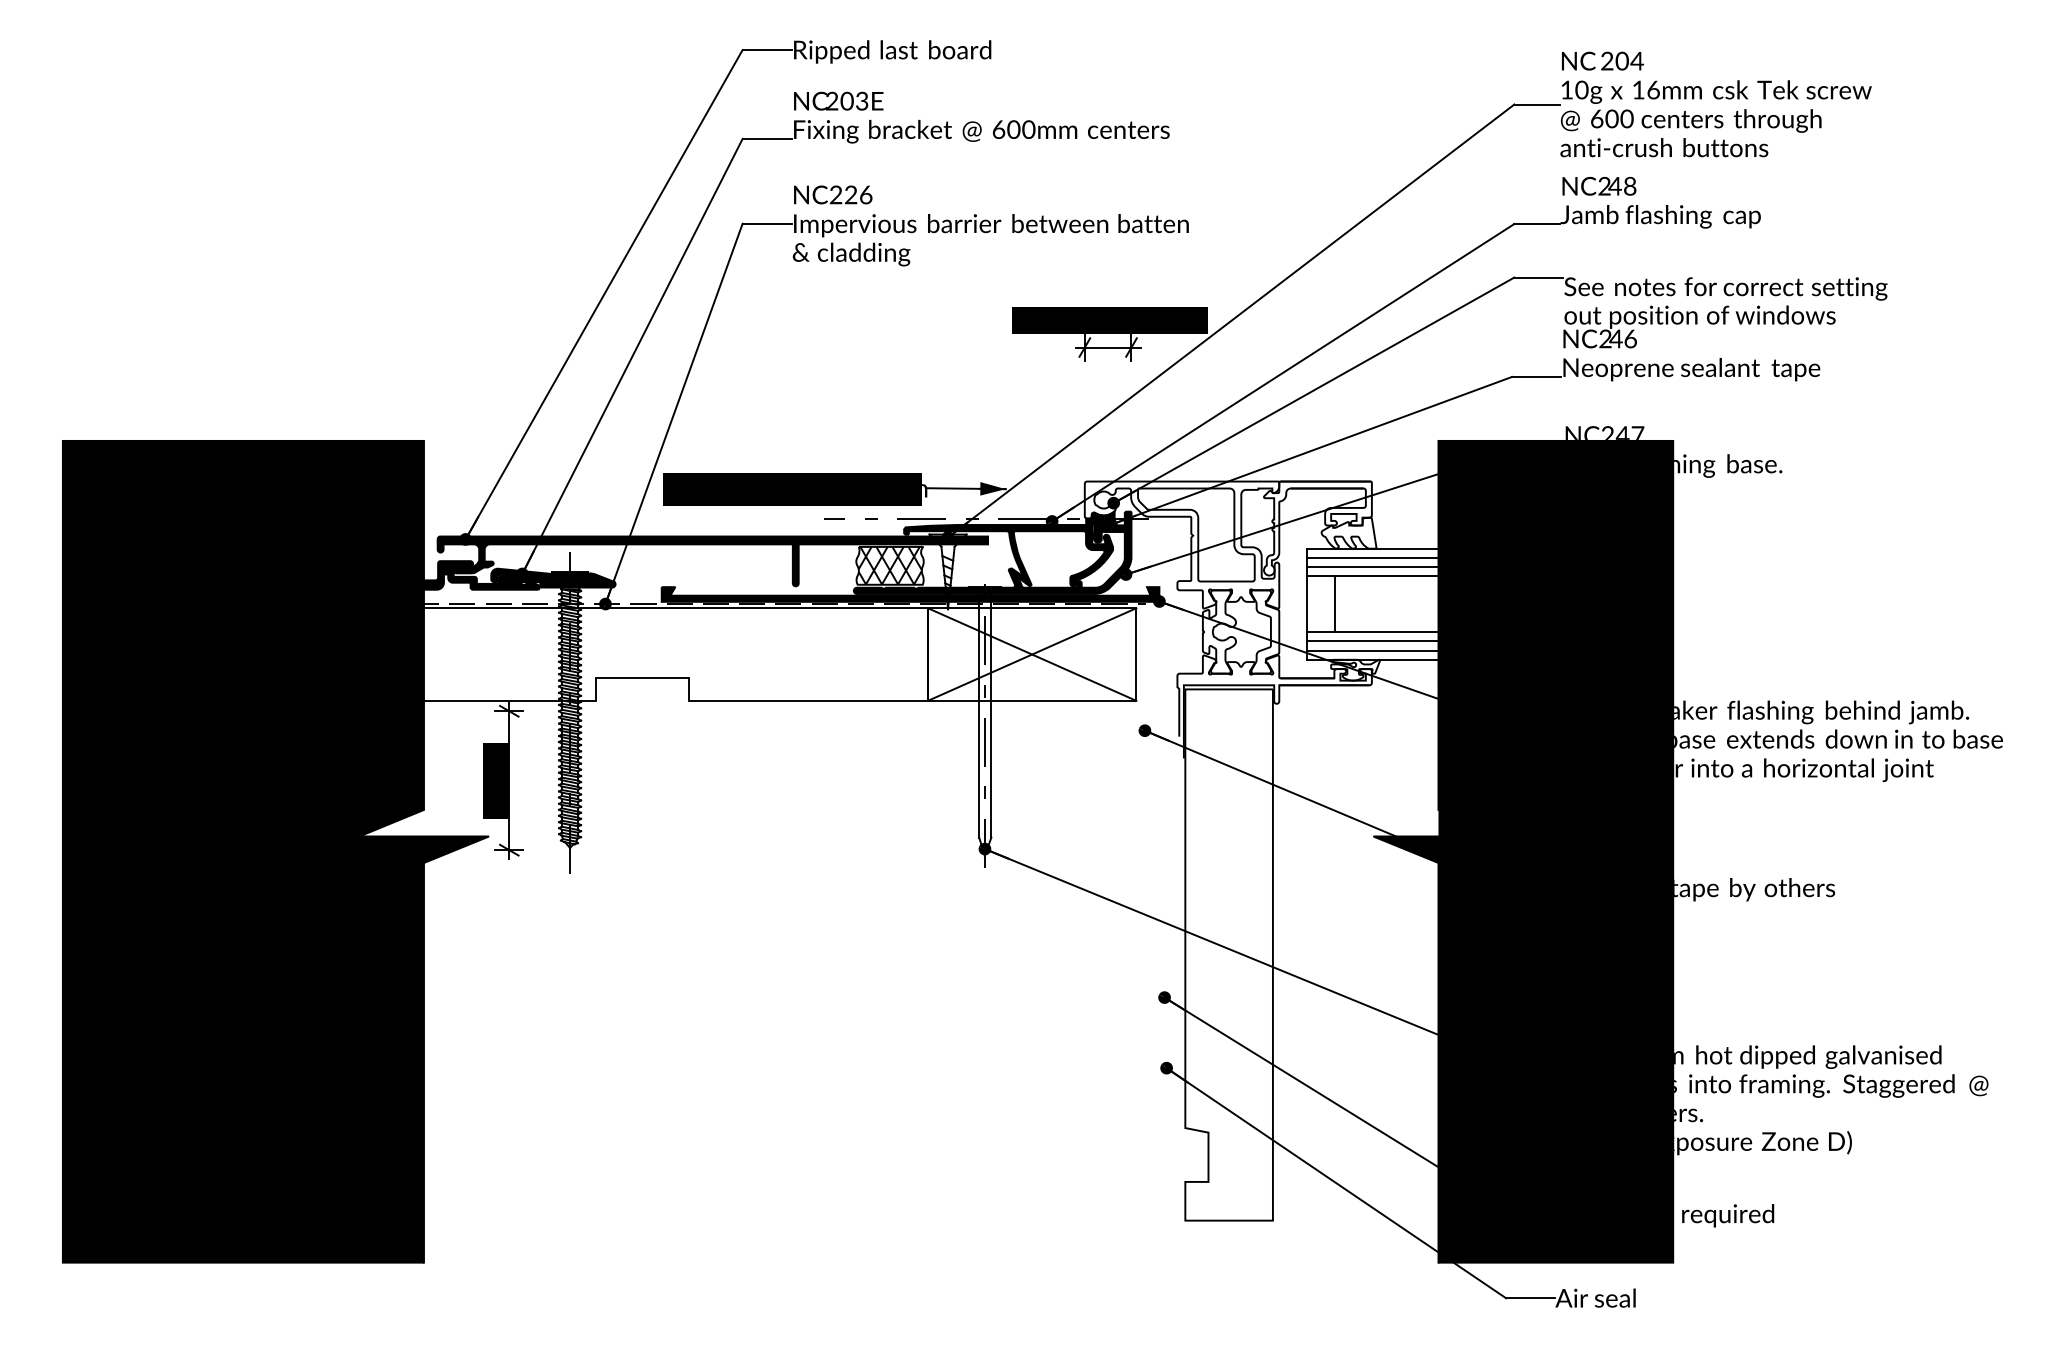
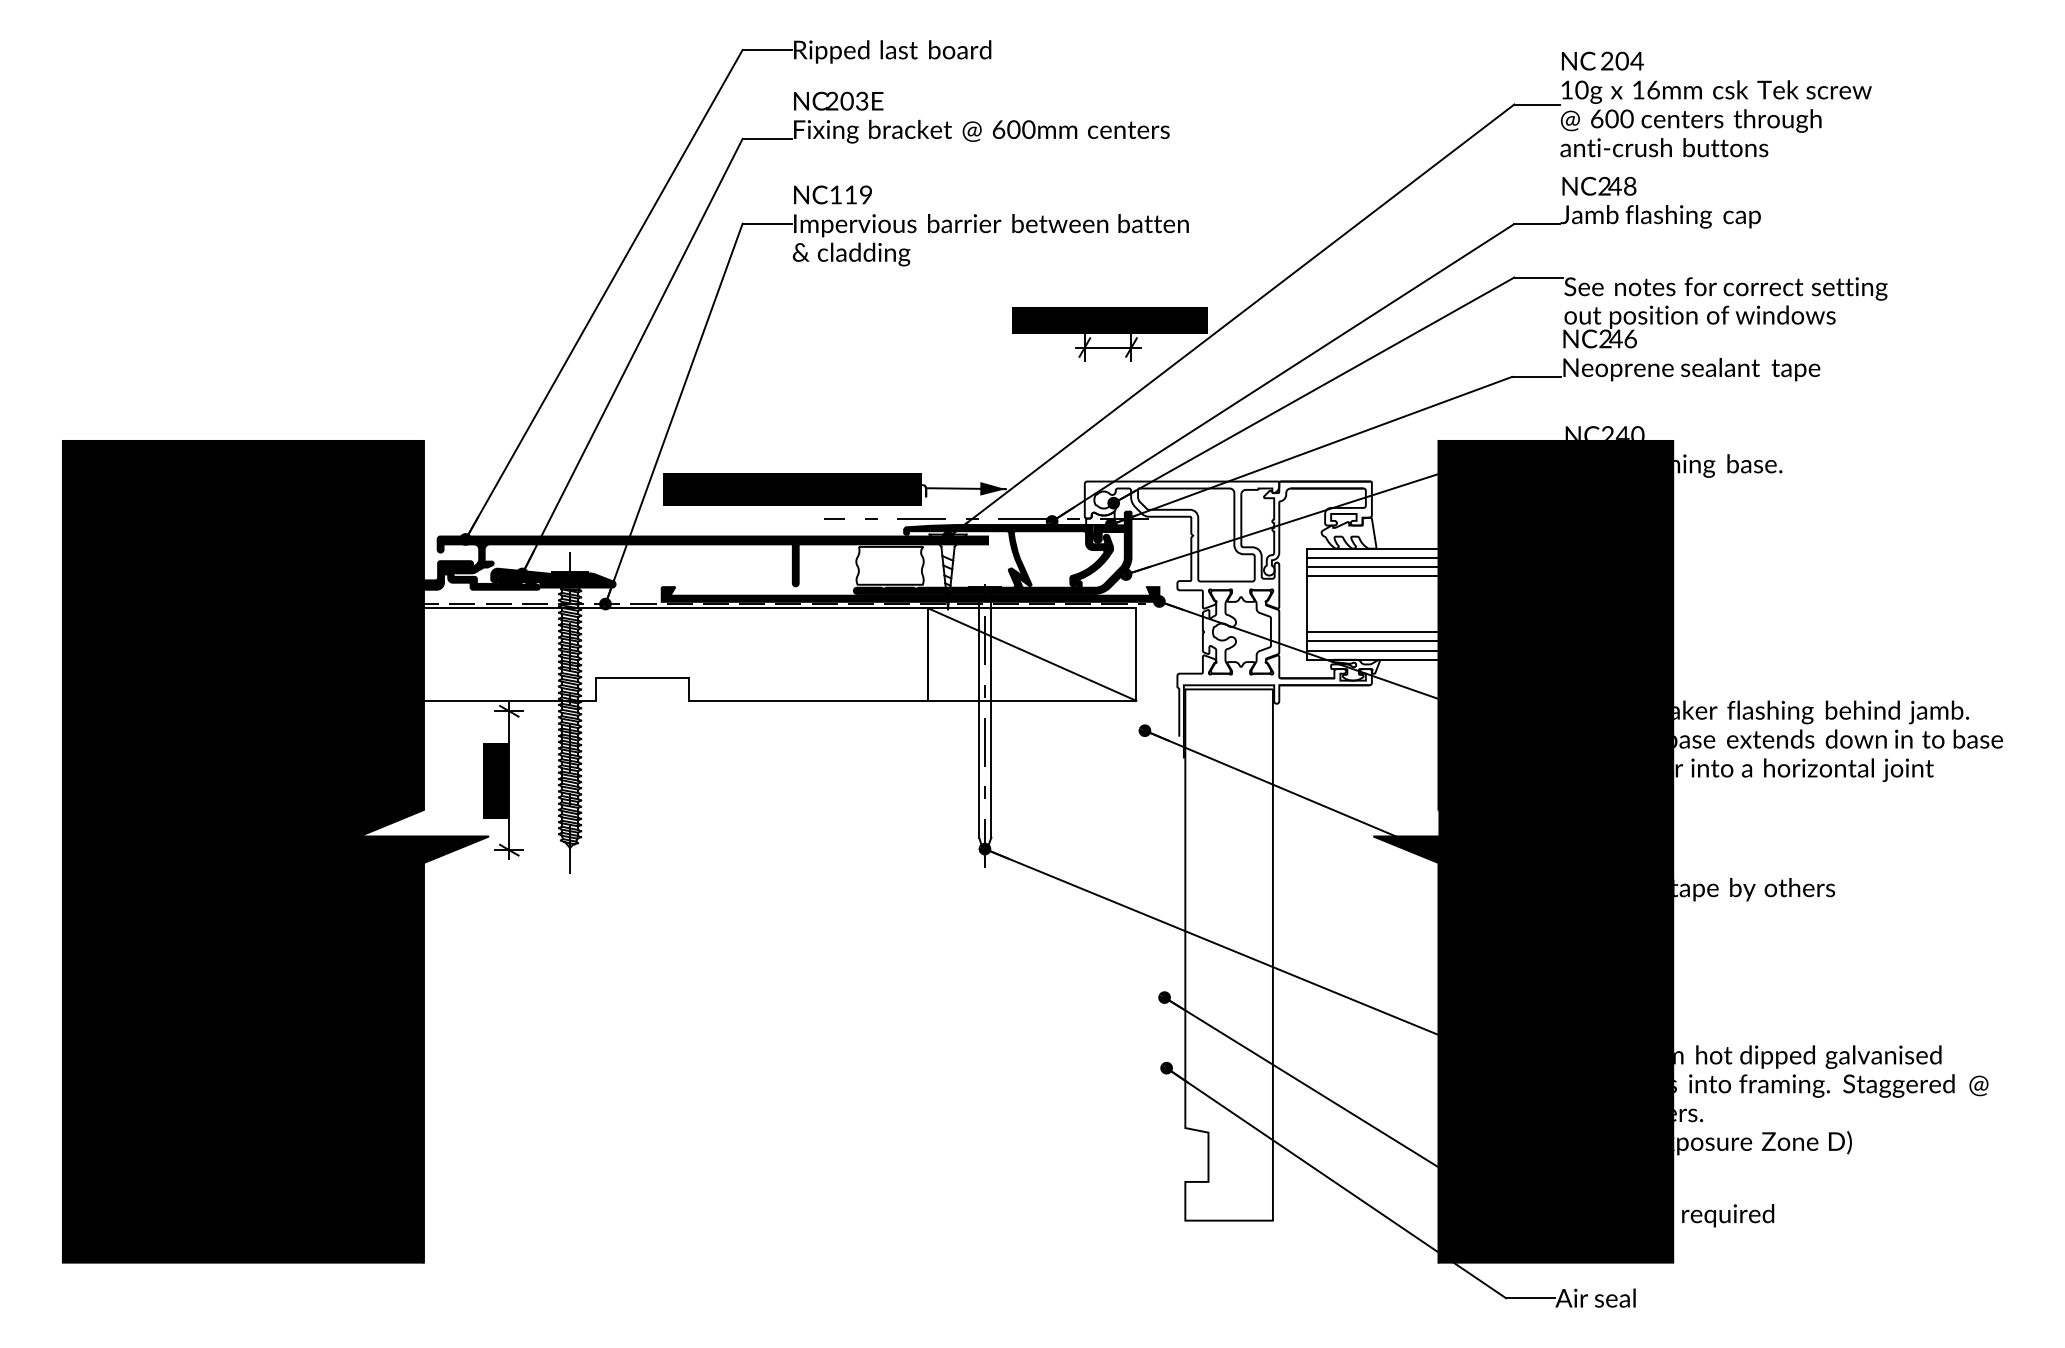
text: NC226 -> NC119 (851, 194)
text: NC247 -> NC240 (1637, 432)
fill: present -> none (1100, 517)
hatch: present -> none (889, 565)
line: present -> none (1334, 604)
line: present -> none (1031, 654)
